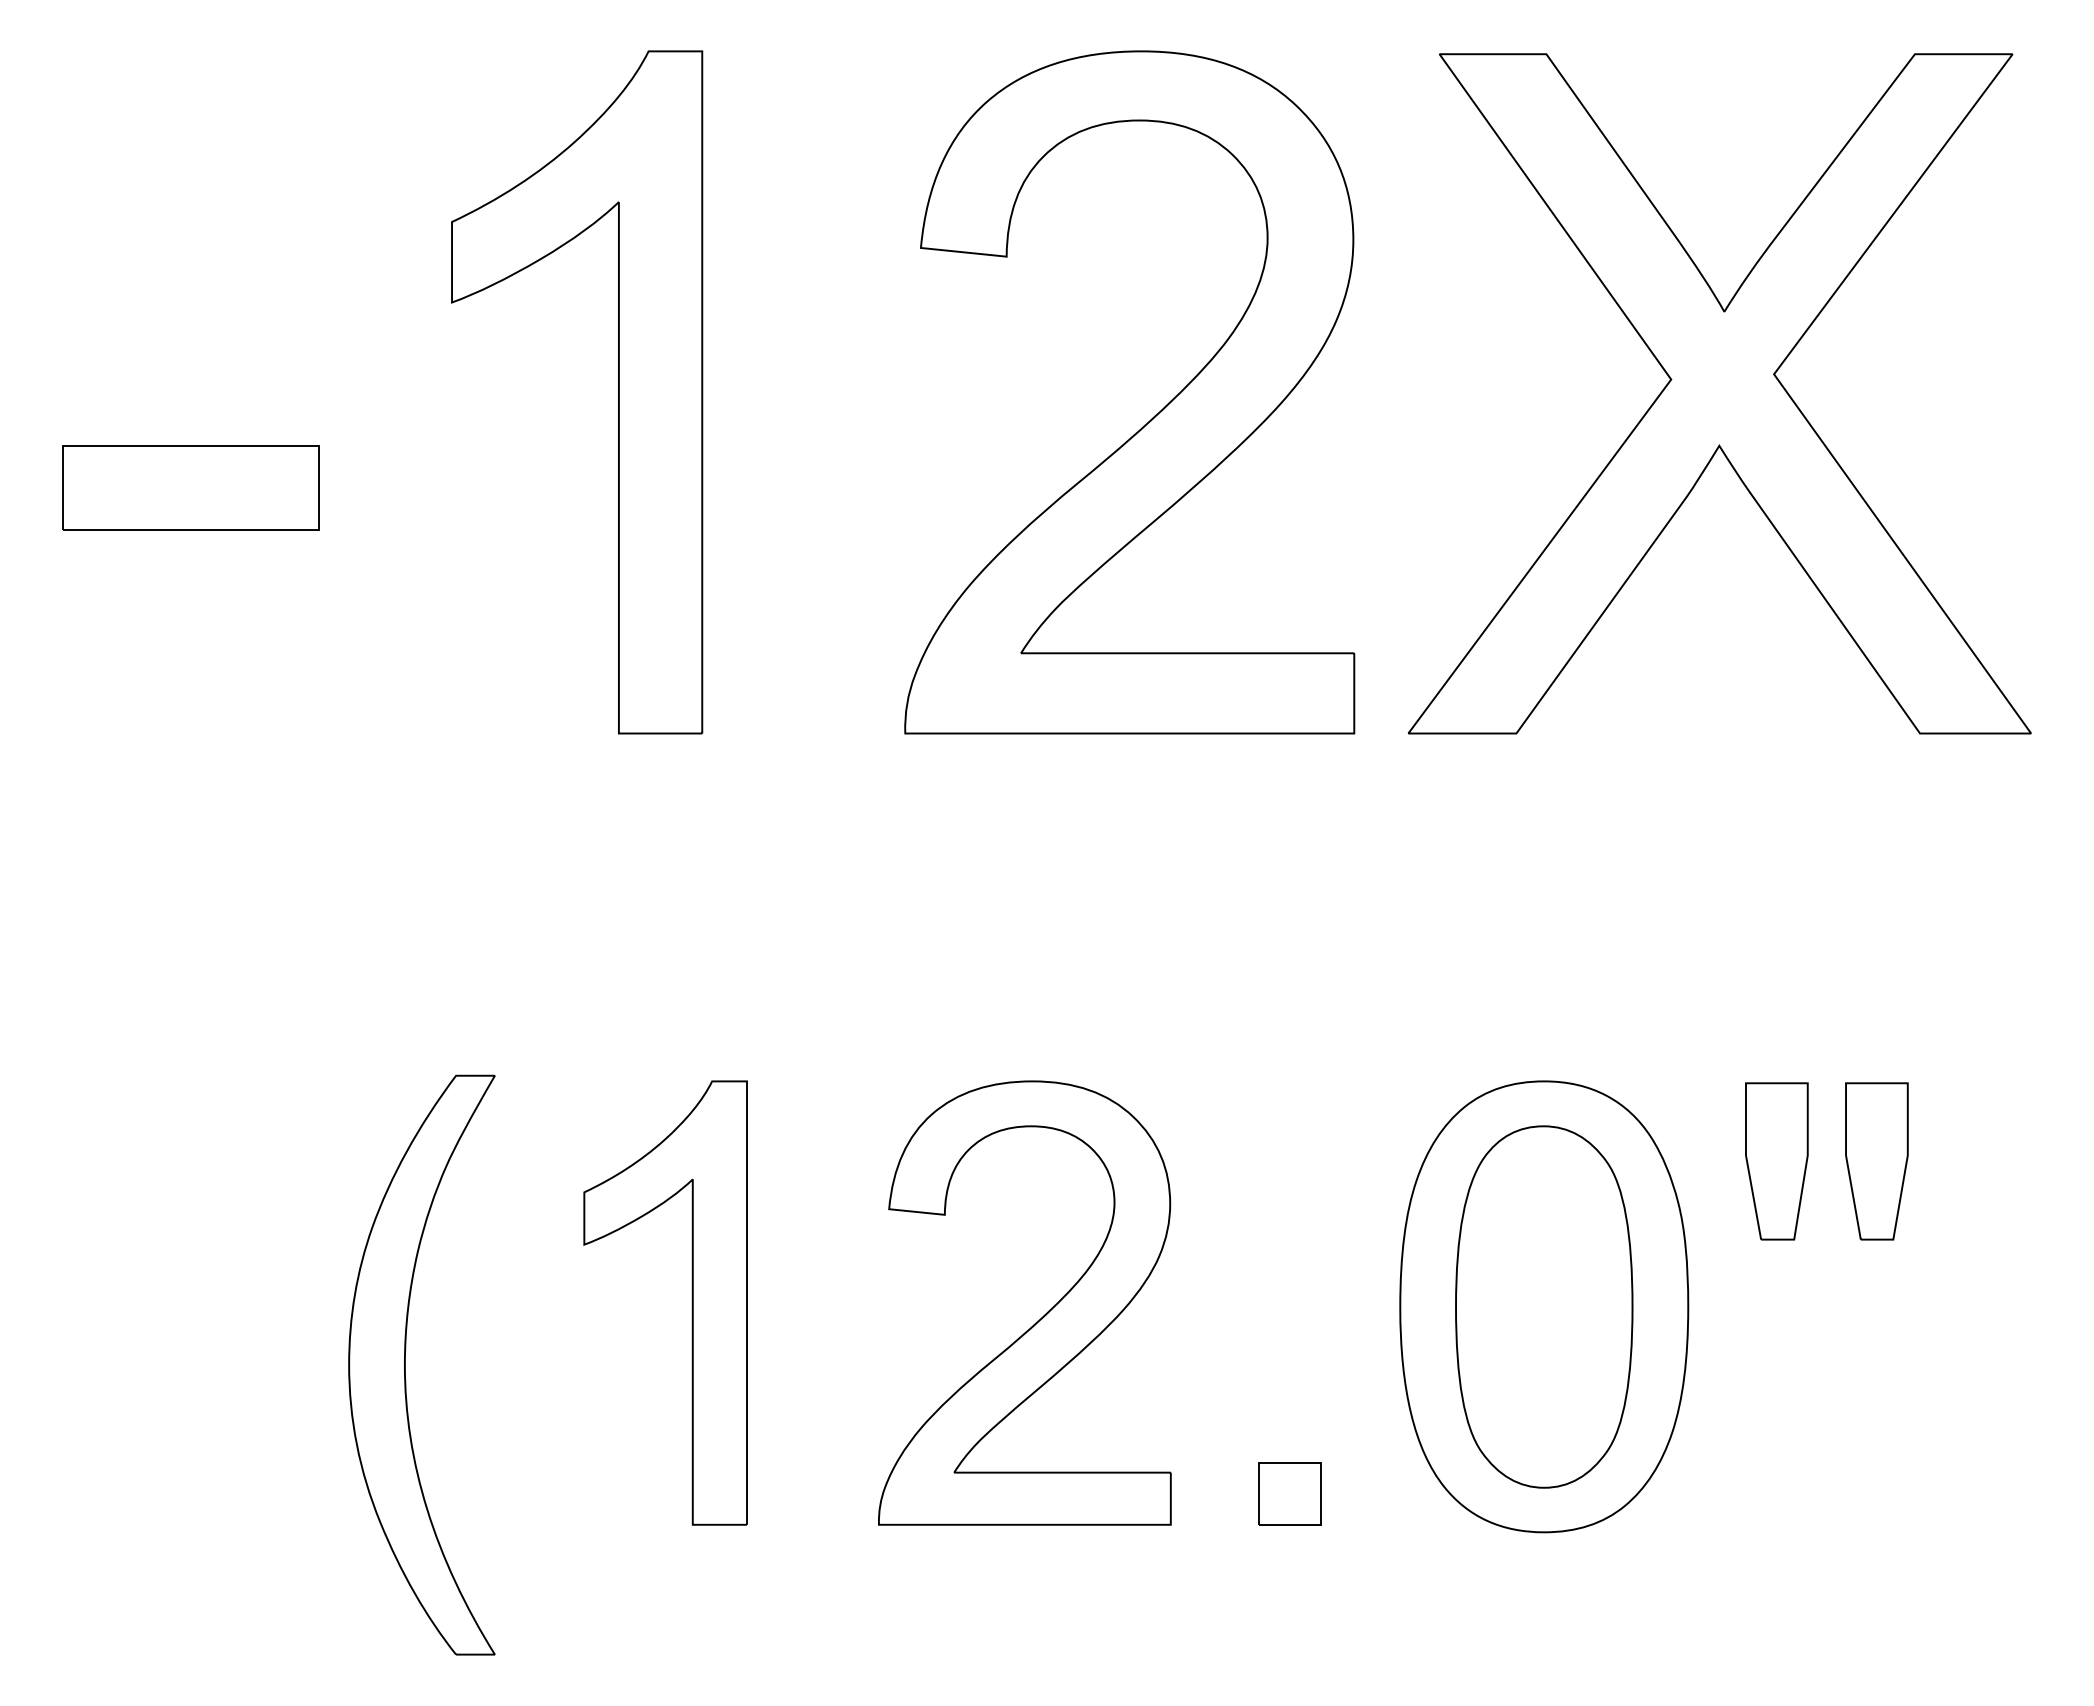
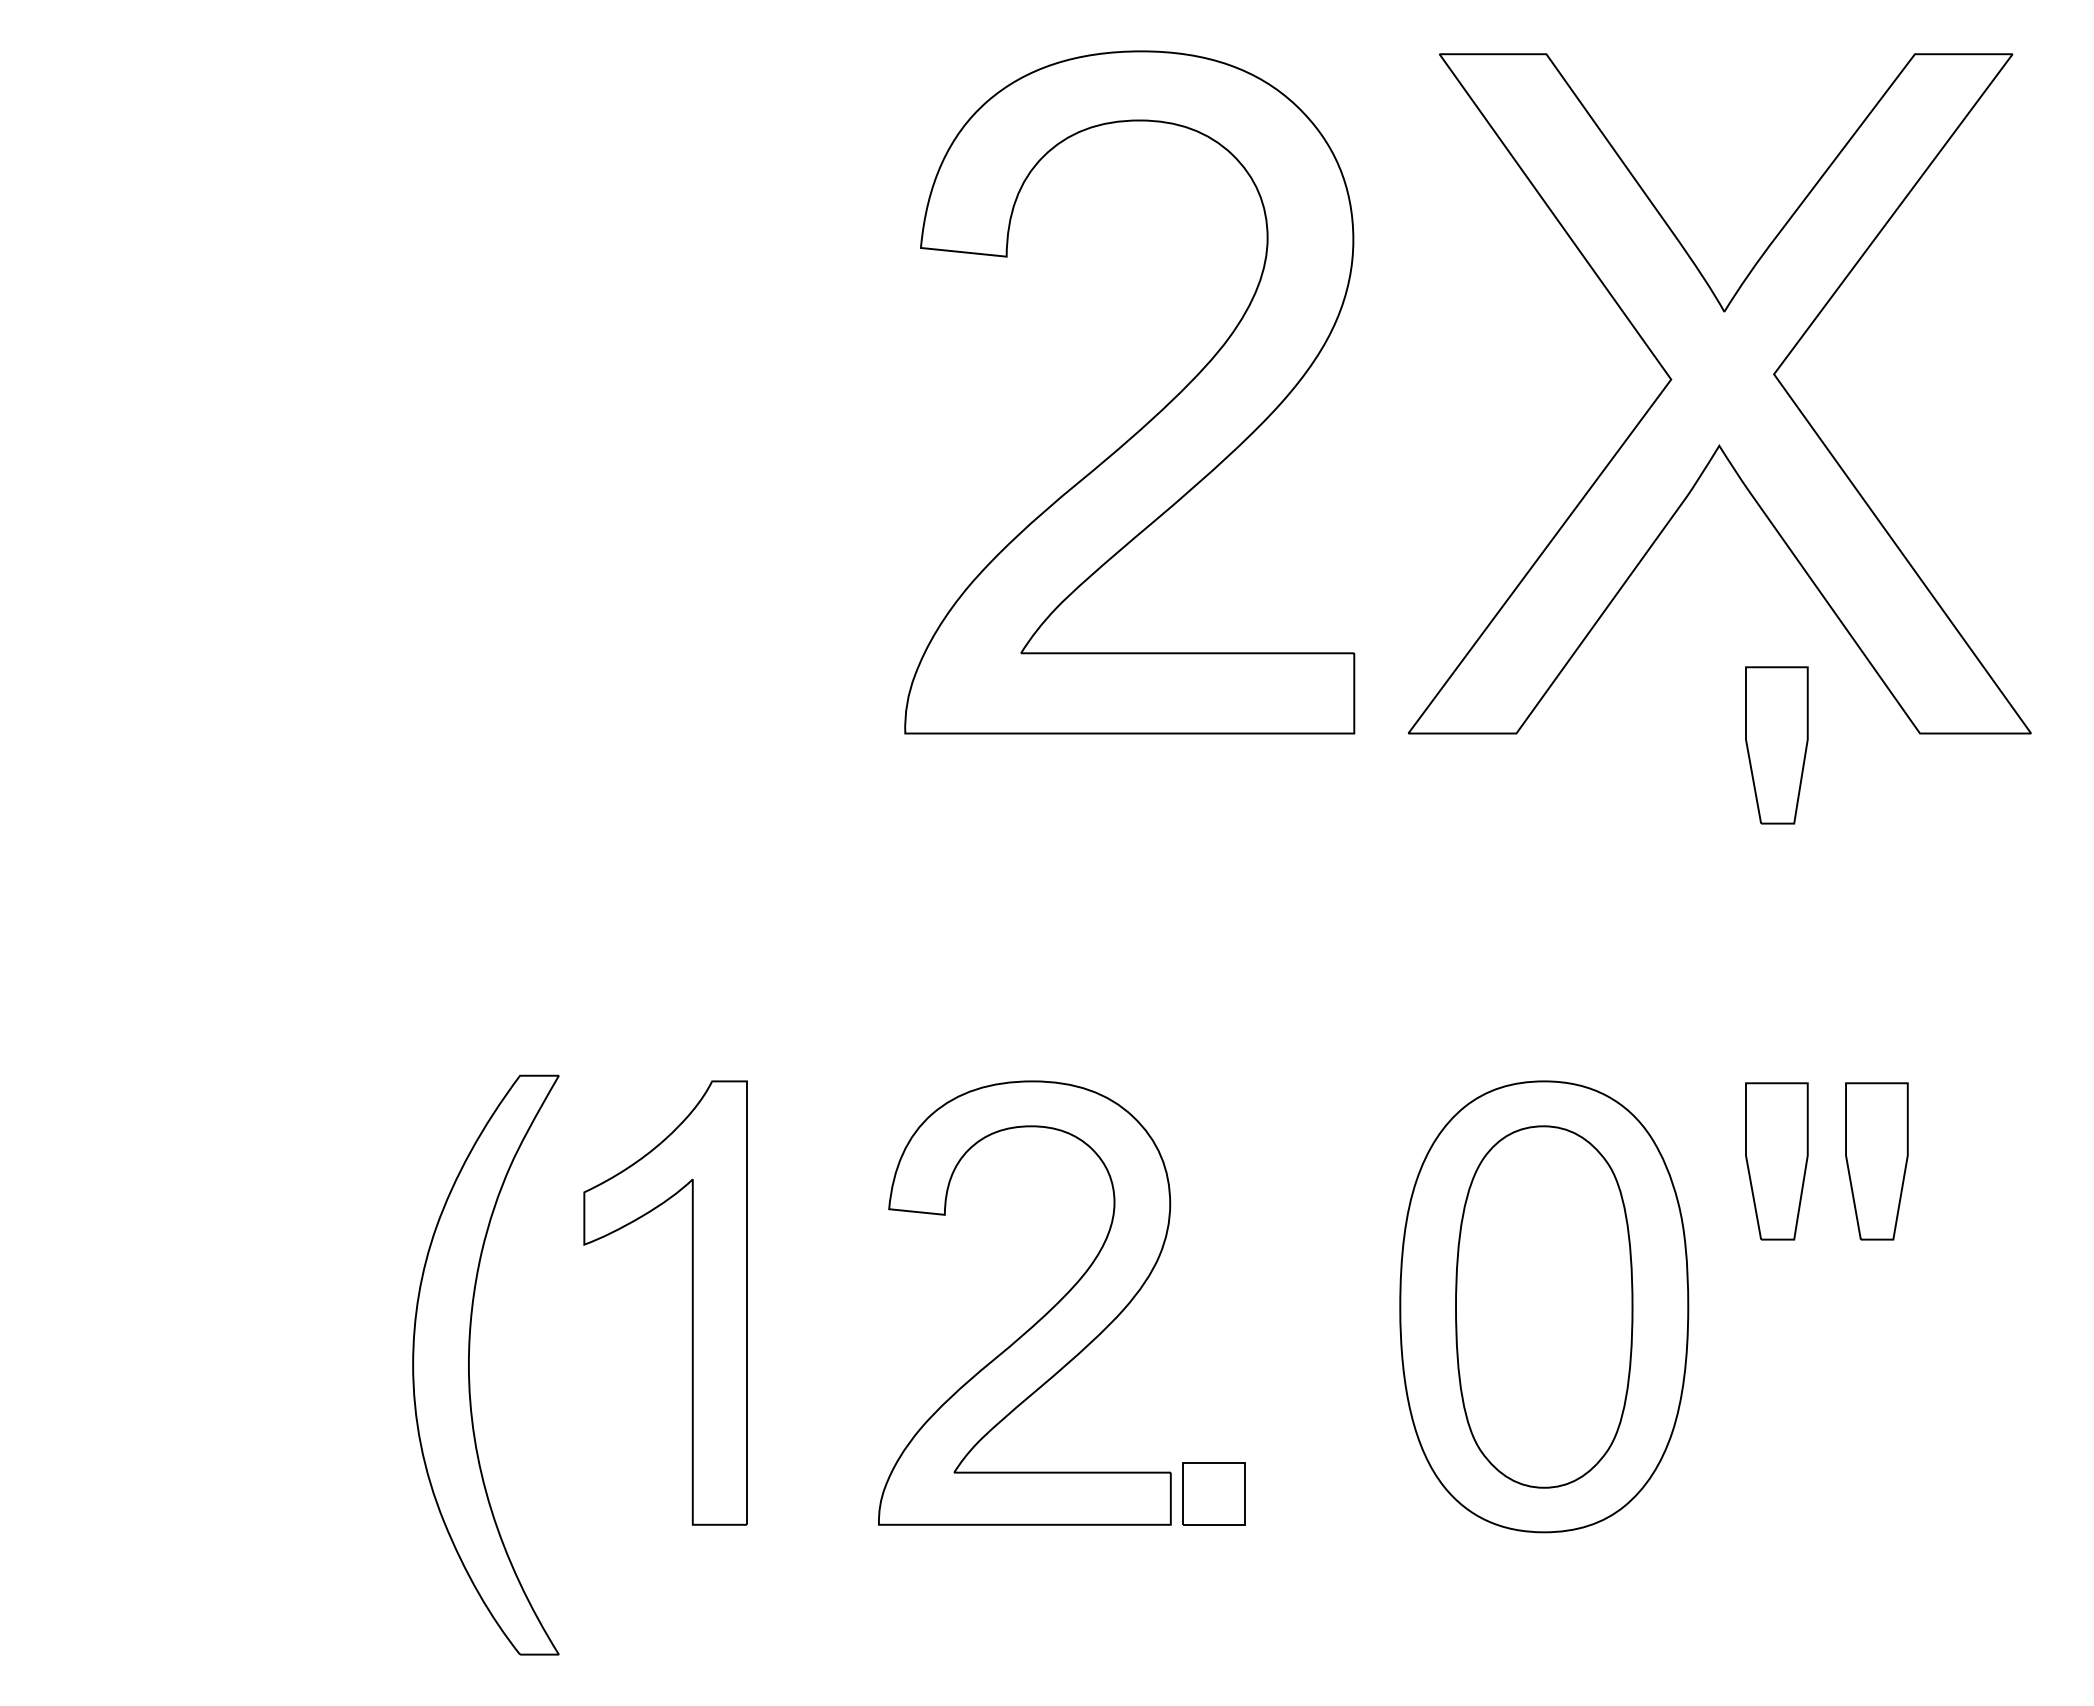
part: present -> none (618, 392)
part: present -> none (190, 487)
part: none -> present (1776, 745)
part position: (405, 1364) -> (469, 1364) (469, 1364)
part position: (1289, 1493) -> (1213, 1493) (1213, 1493)
